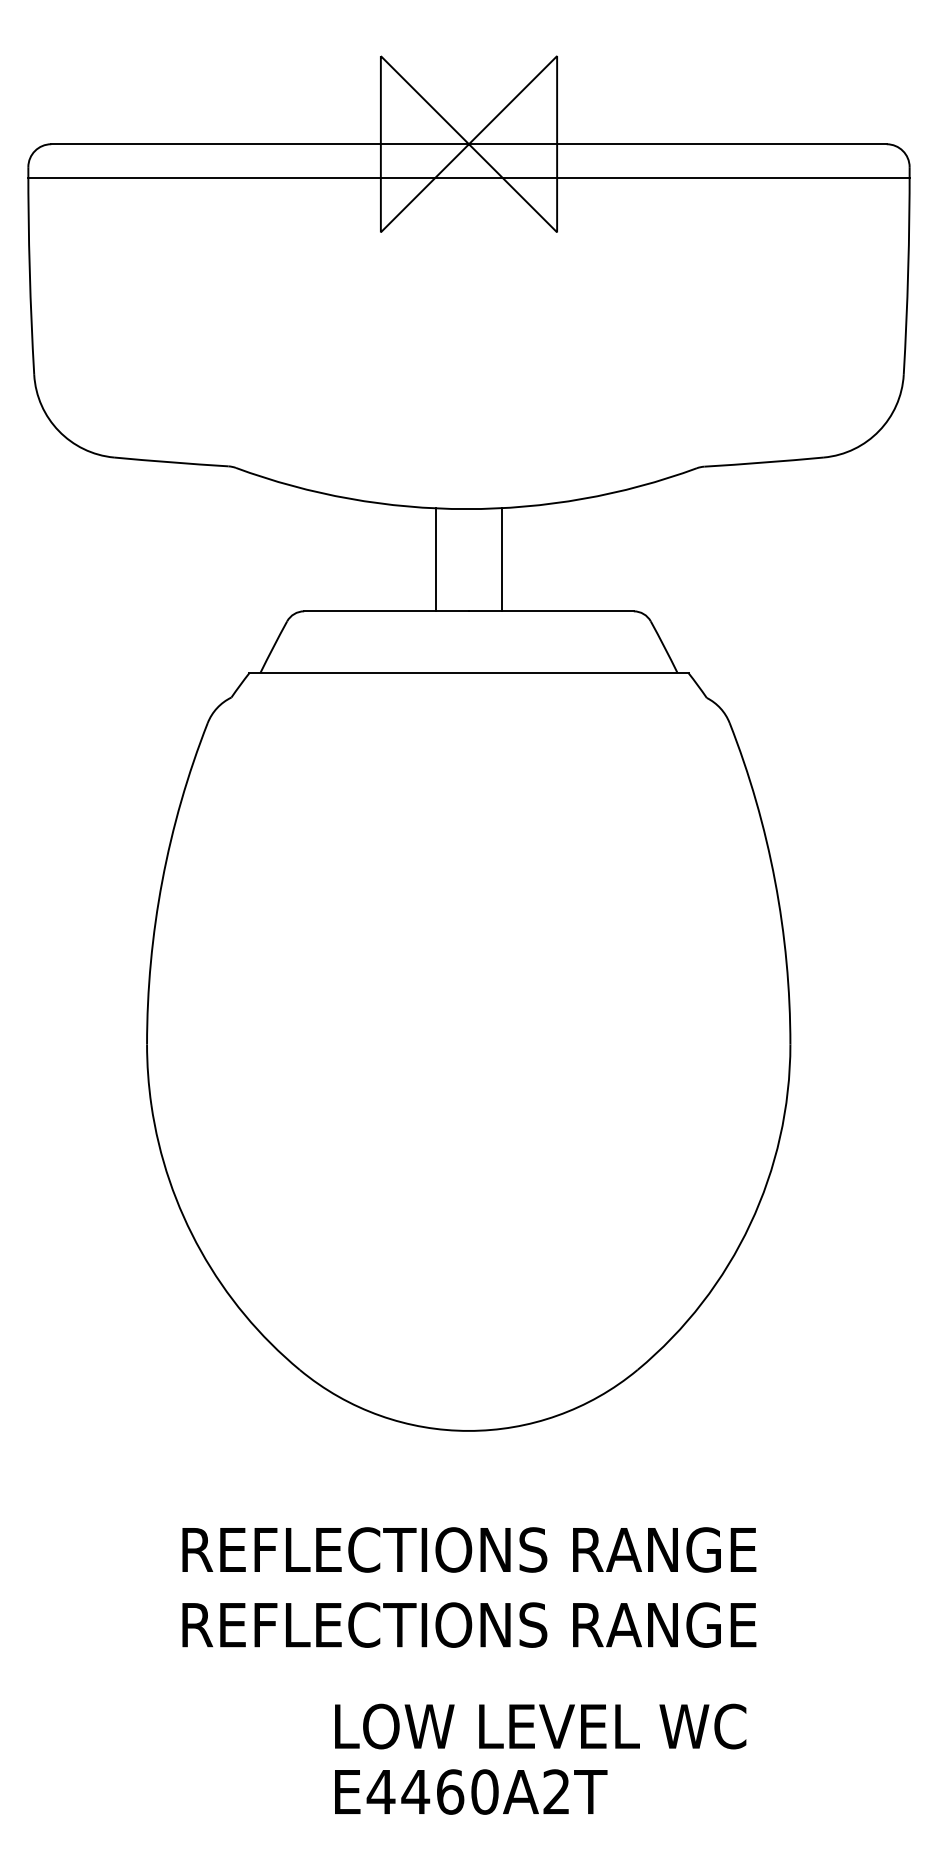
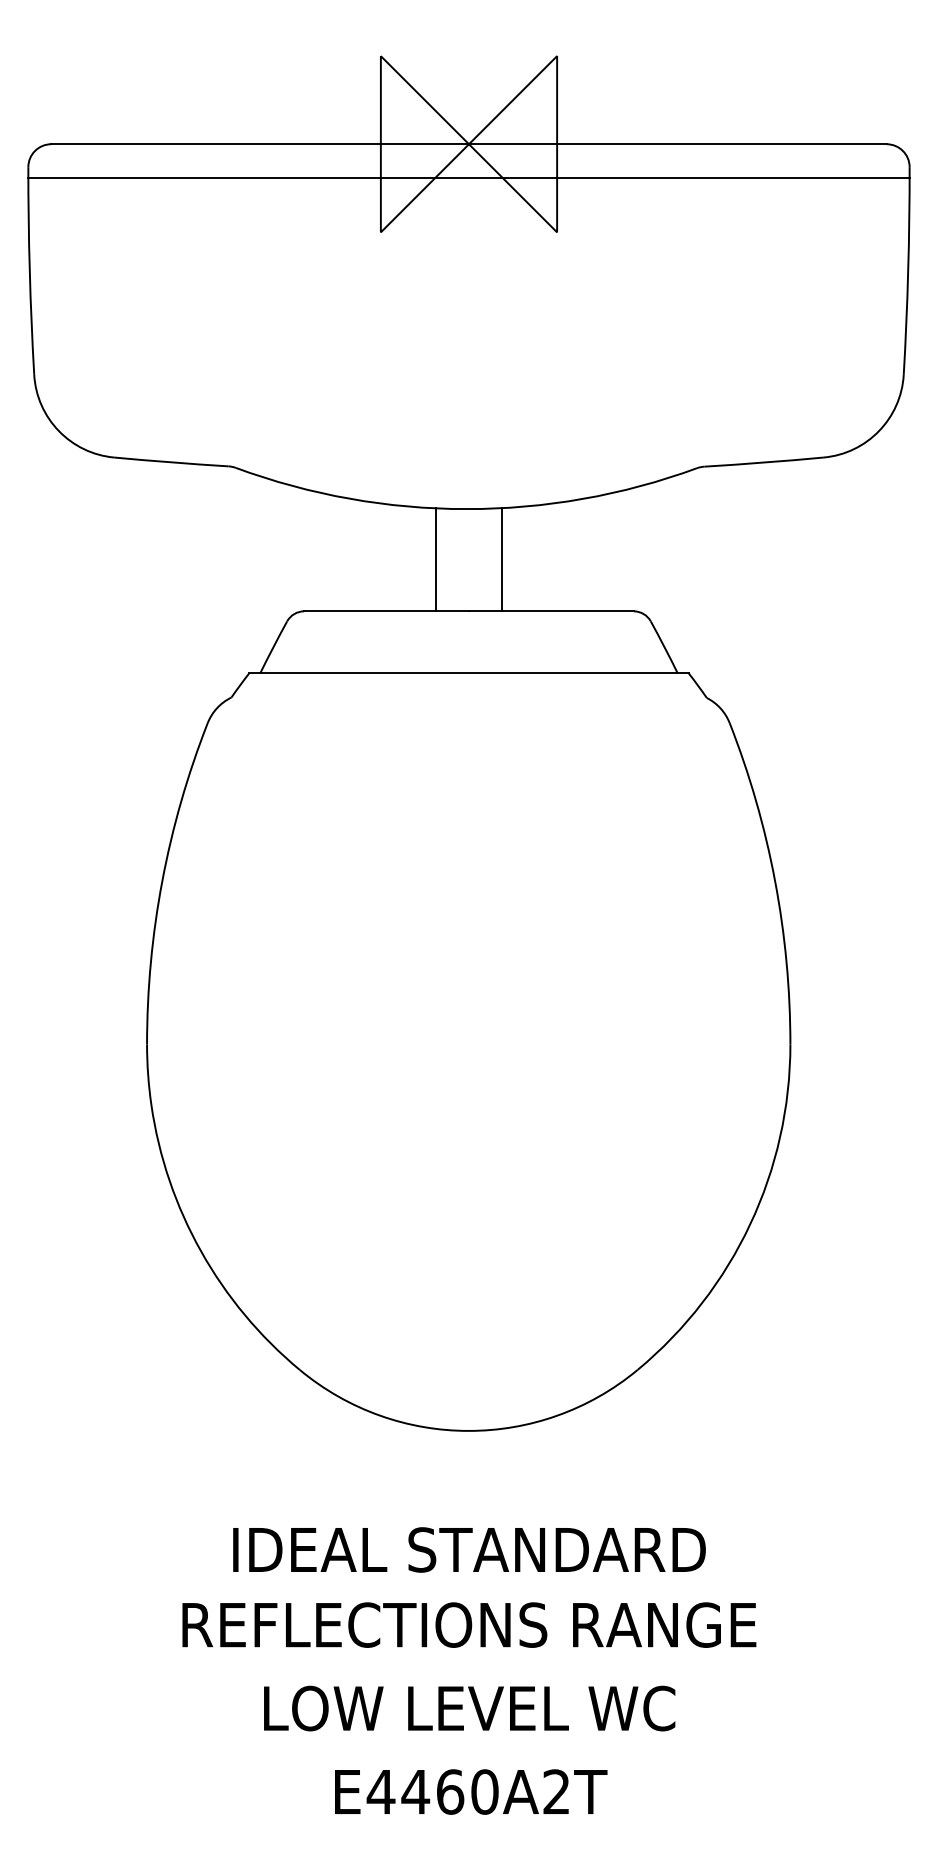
text: REFLECTIONS RANGE -> IDEAL STANDARD (469, 1549)
text position: (540, 1726) -> (469, 1708) (469, 1708)
